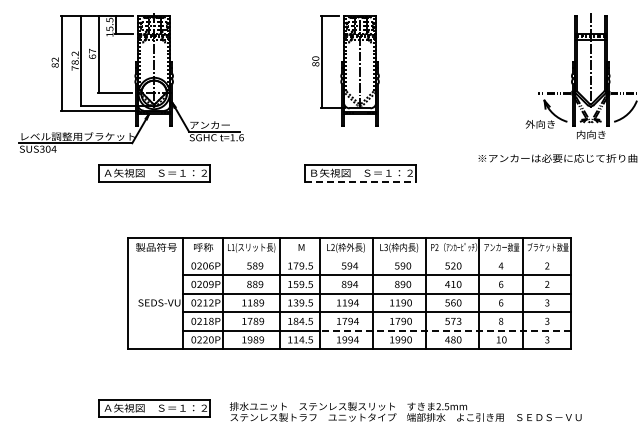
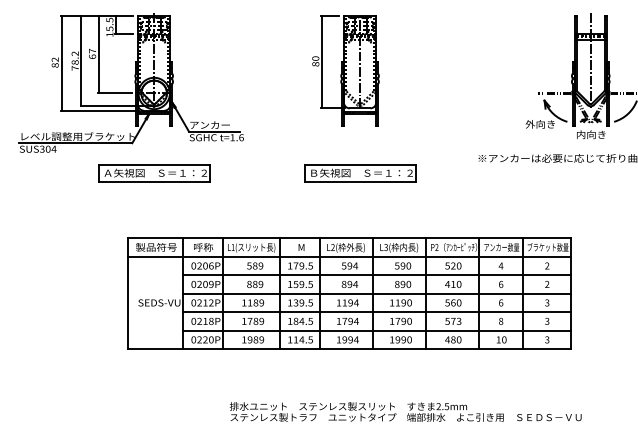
line: dashed -> solid (360, 181)
line: none -> present (349, 256)
line: dashed -> solid (445, 330)
part: present -> none (154, 408)
